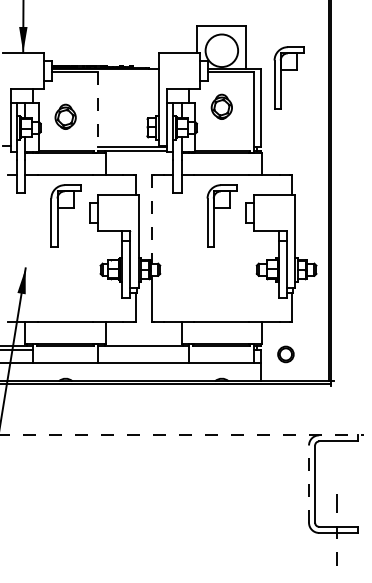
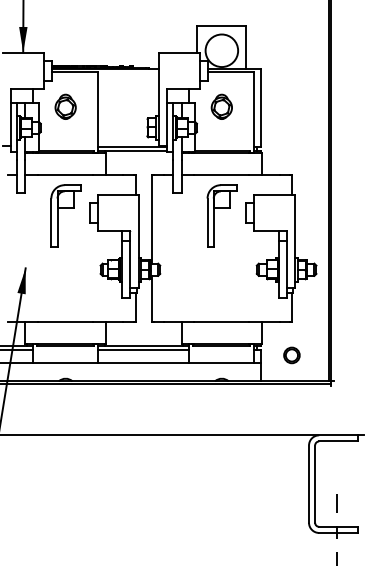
part: present -> none (288, 70)
line: dashed -> solid (98, 112)
part position: (65, 116) -> (65, 106) (65, 106)
line: dashed -> solid (151, 219)
line: none -> present (143, 349)
part position: (285, 354) -> (291, 355) (291, 355)
line: dashed -> solid (182, 435)
line: dashed -> solid (309, 484)
